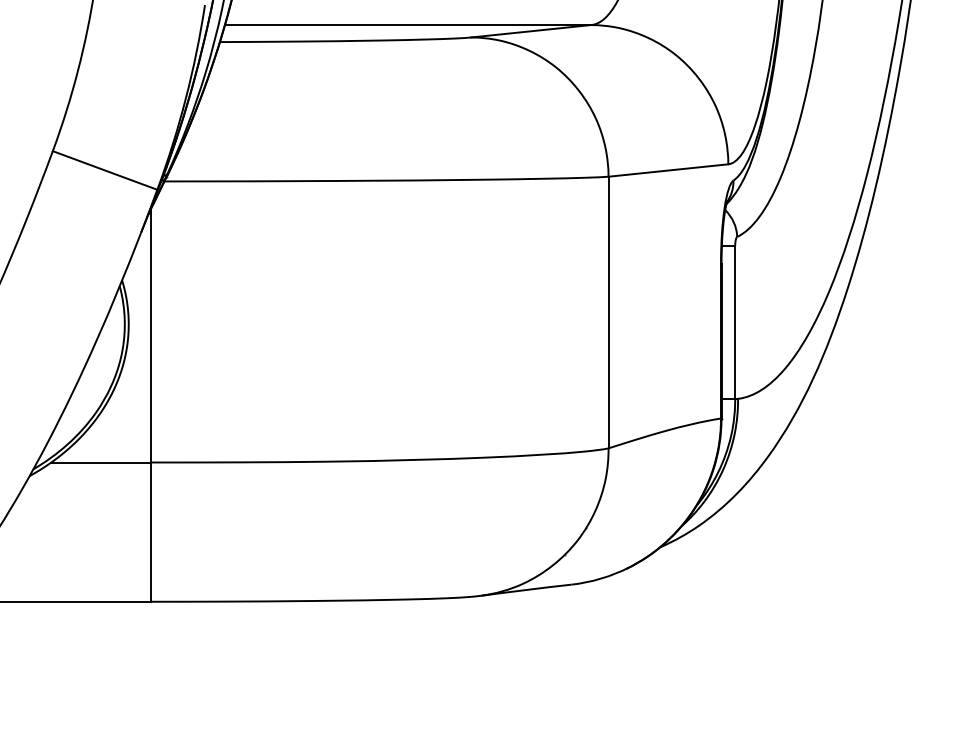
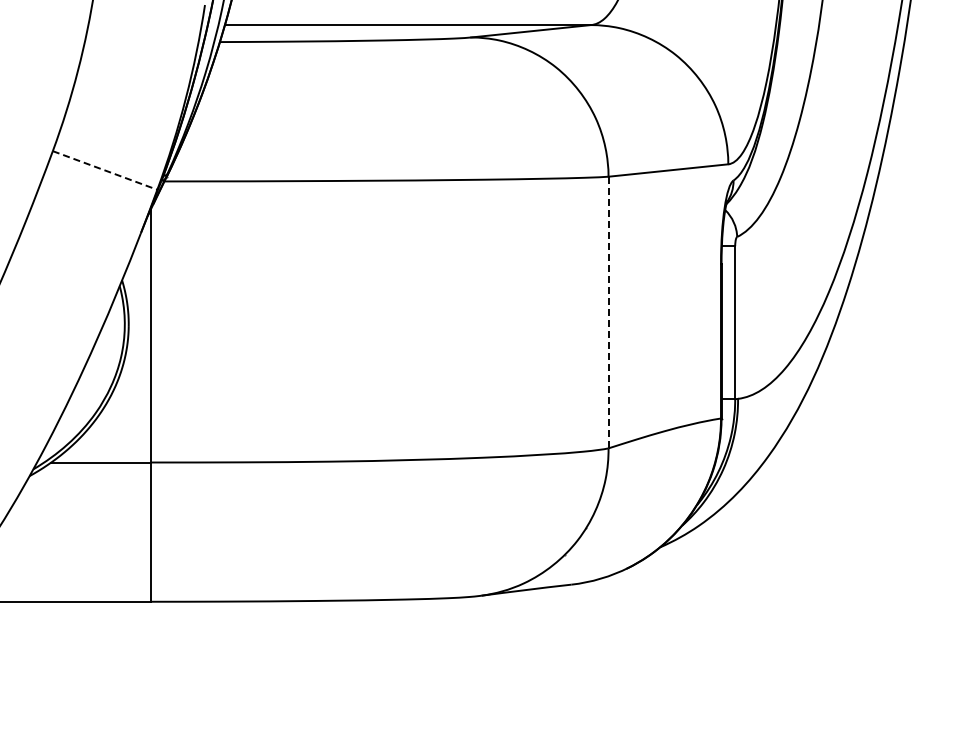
line: solid -> dashed (105, 170)
line: solid -> dashed (608, 312)
